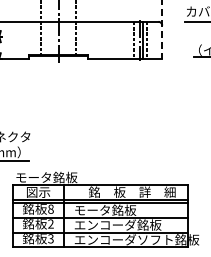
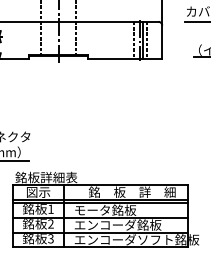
line: dashed -> solid (162, 29)
text: モータ銘板 -> 銘板詳細表 (46, 177)
text: 8 -> 1 (50, 208)
